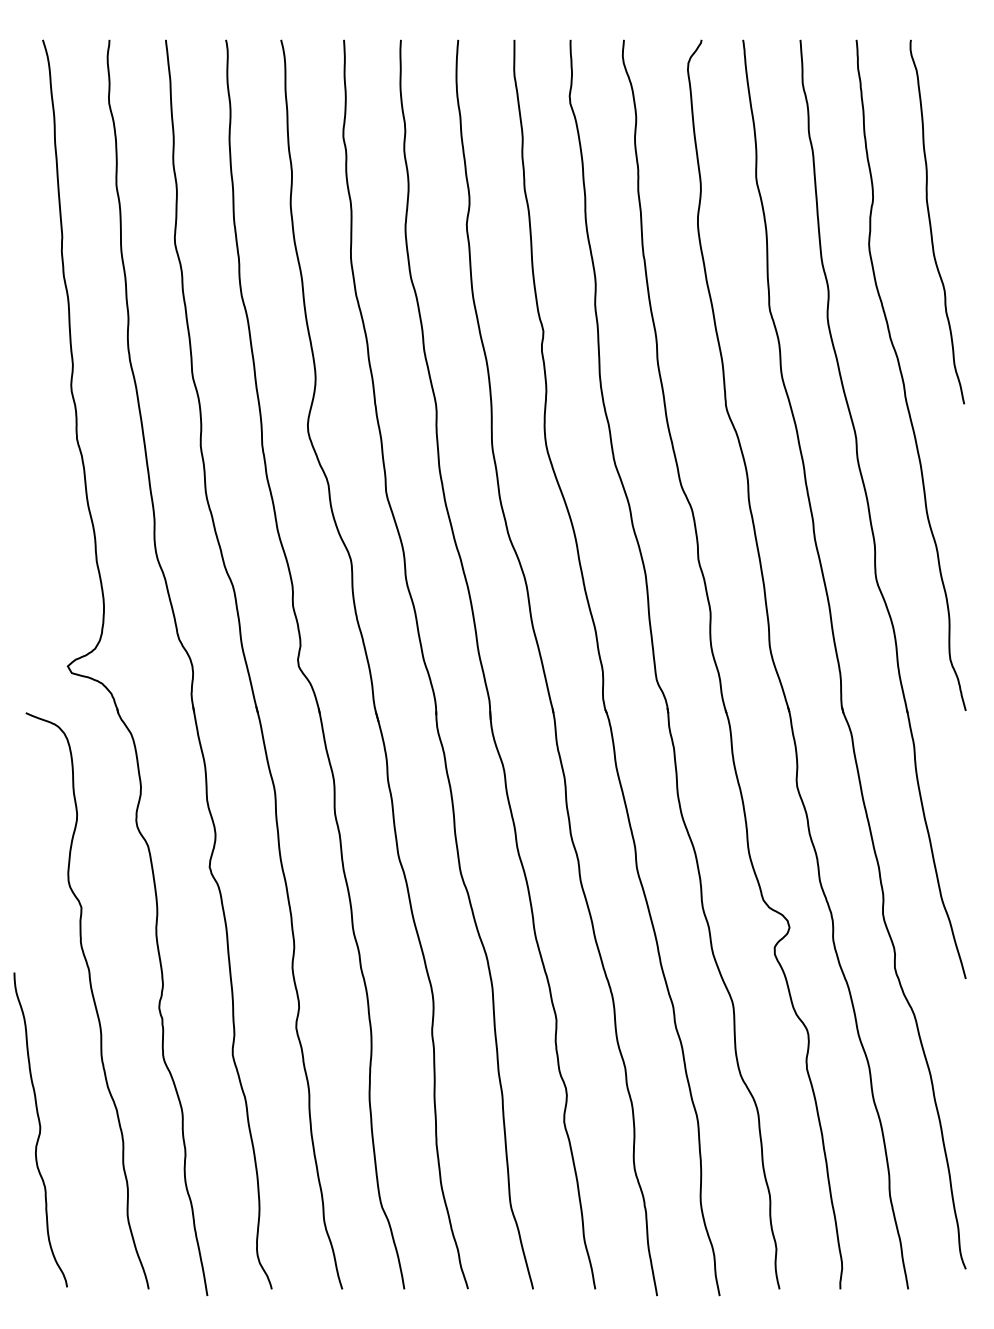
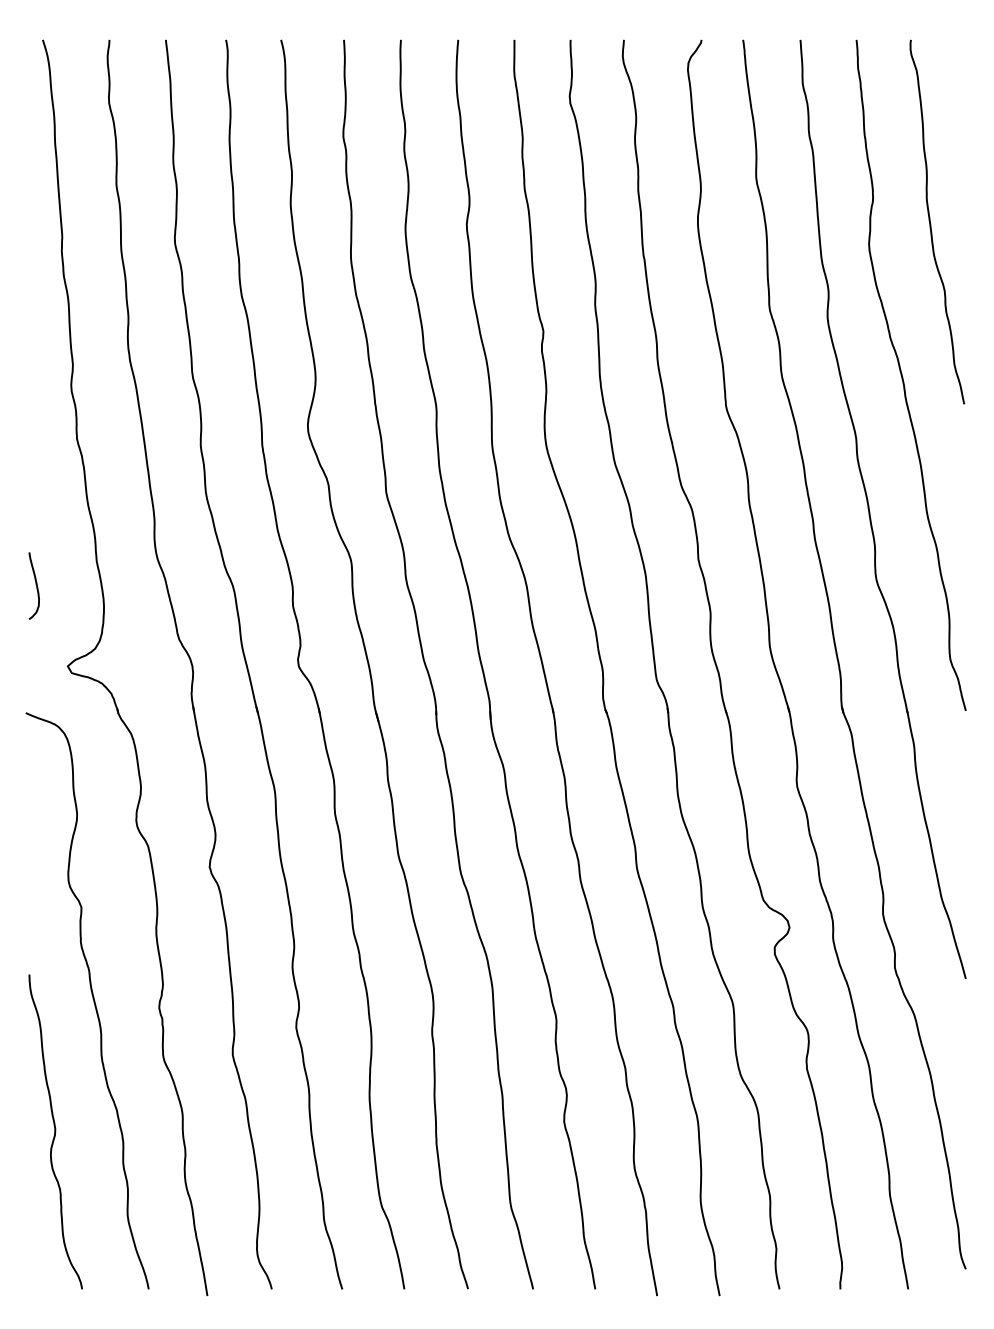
curve: none -> present (35, 584)
curve position: (40, 1129) -> (55, 1131) (55, 1131)
